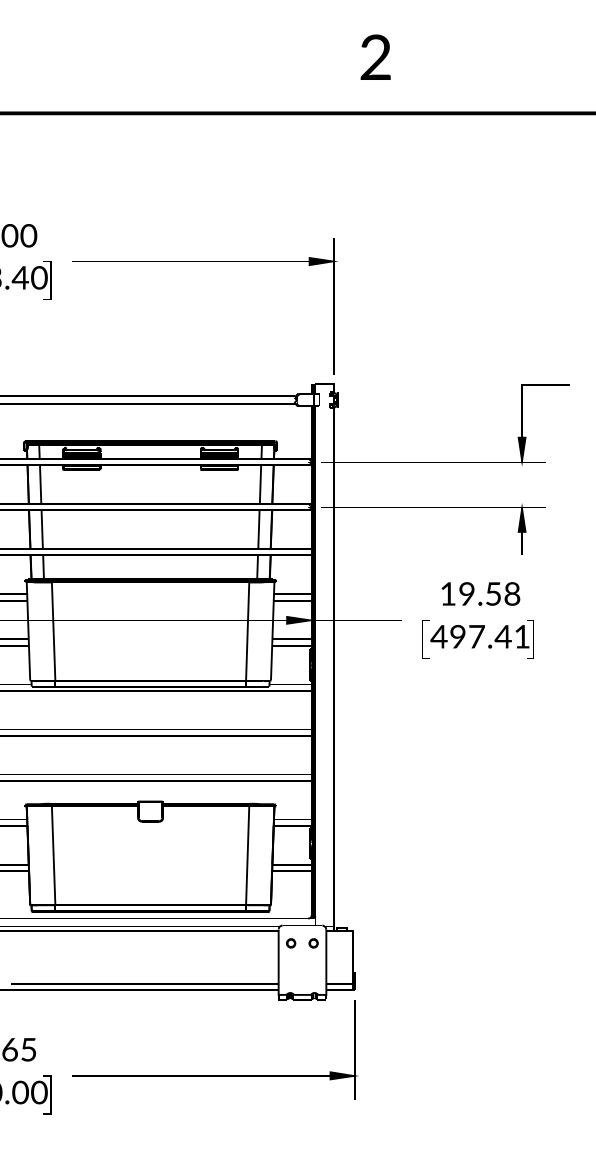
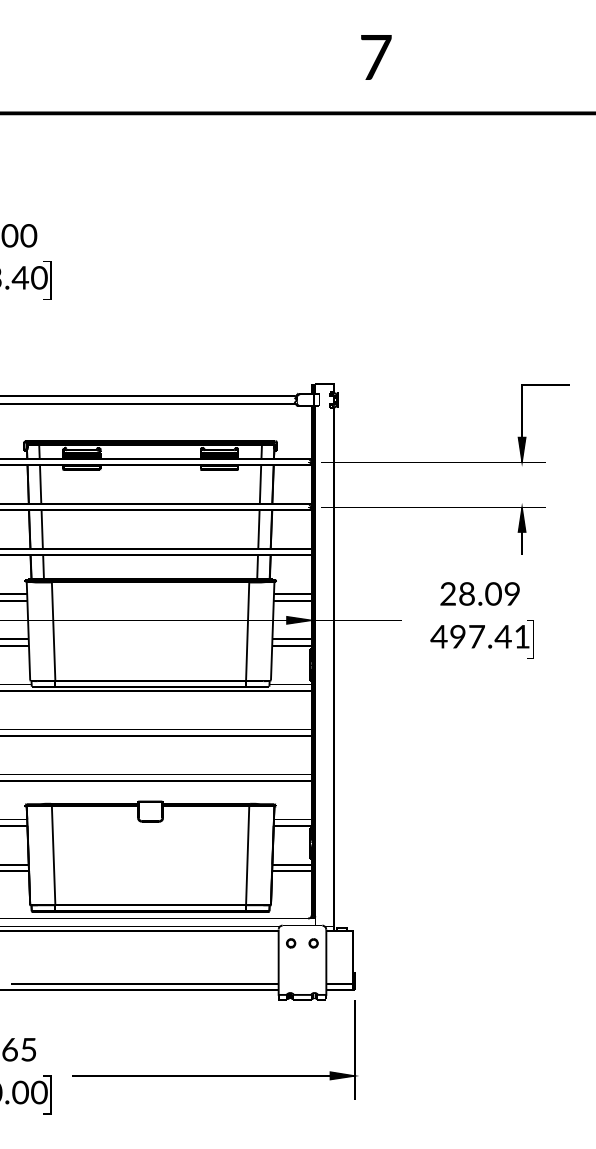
text: 2 -> 7 (375, 56)
part: present -> none (204, 261)
text: 19.58 -> 28.09 (480, 593)
line: present -> none (422, 639)
